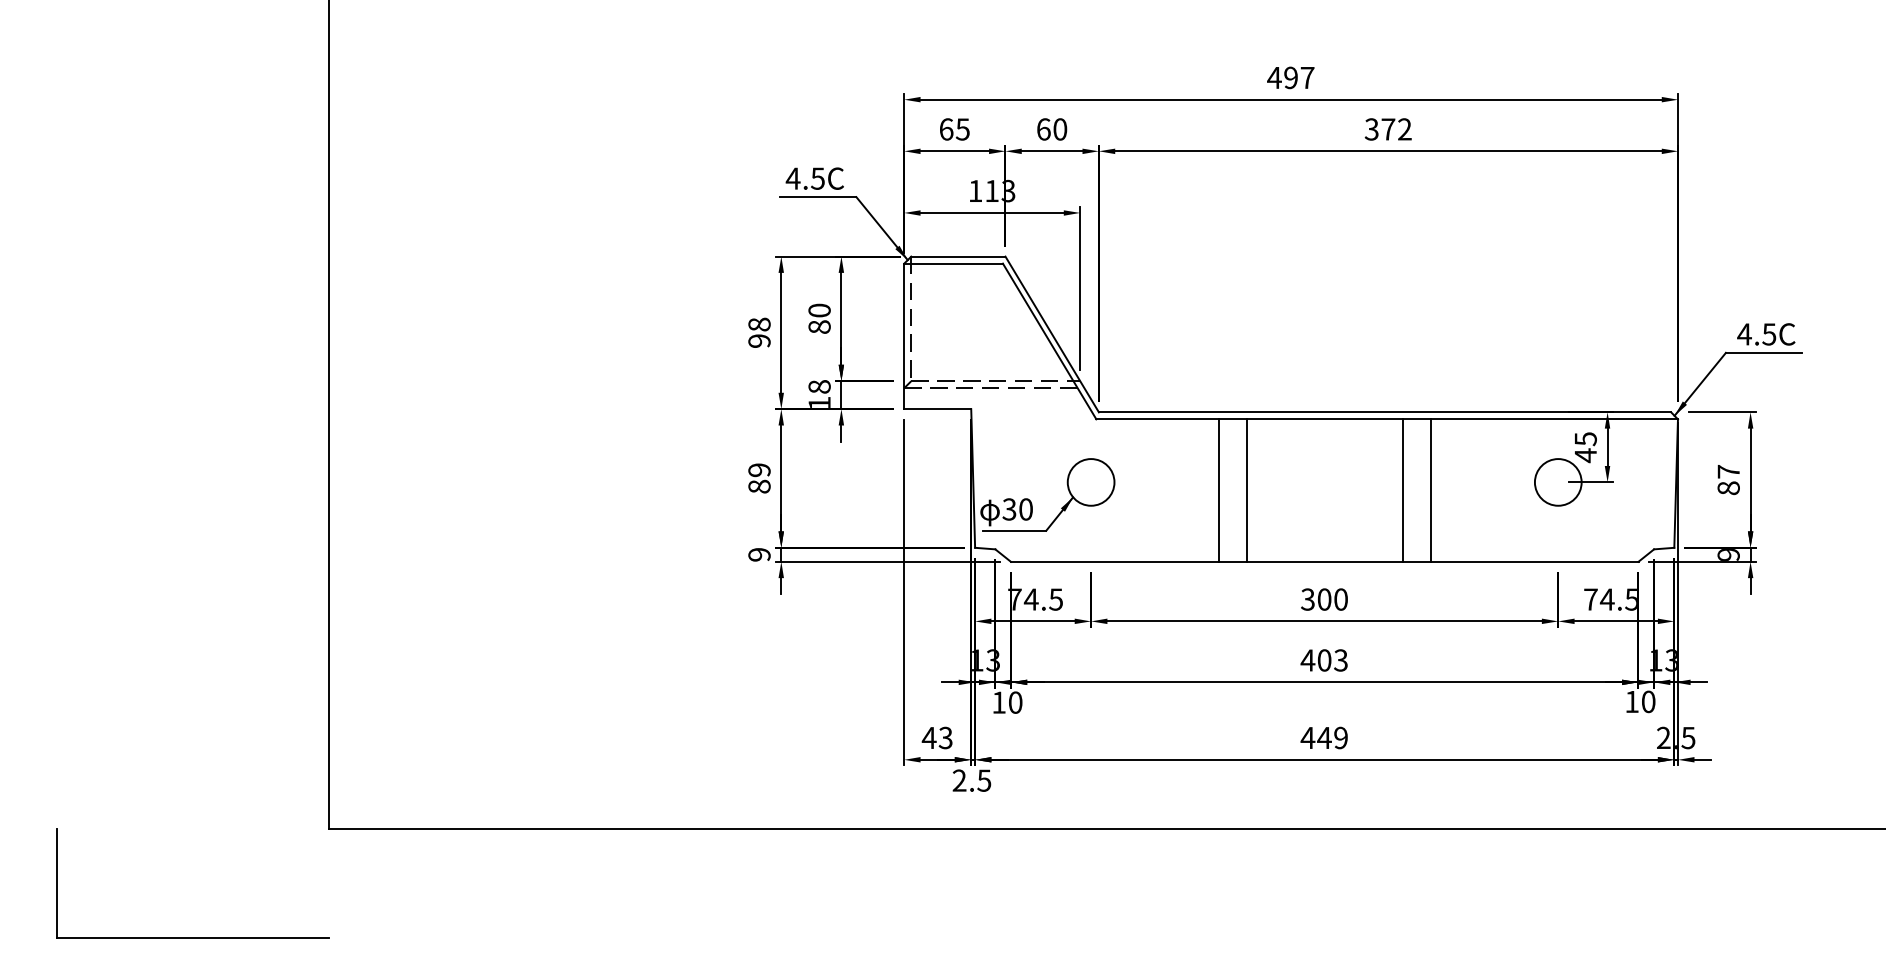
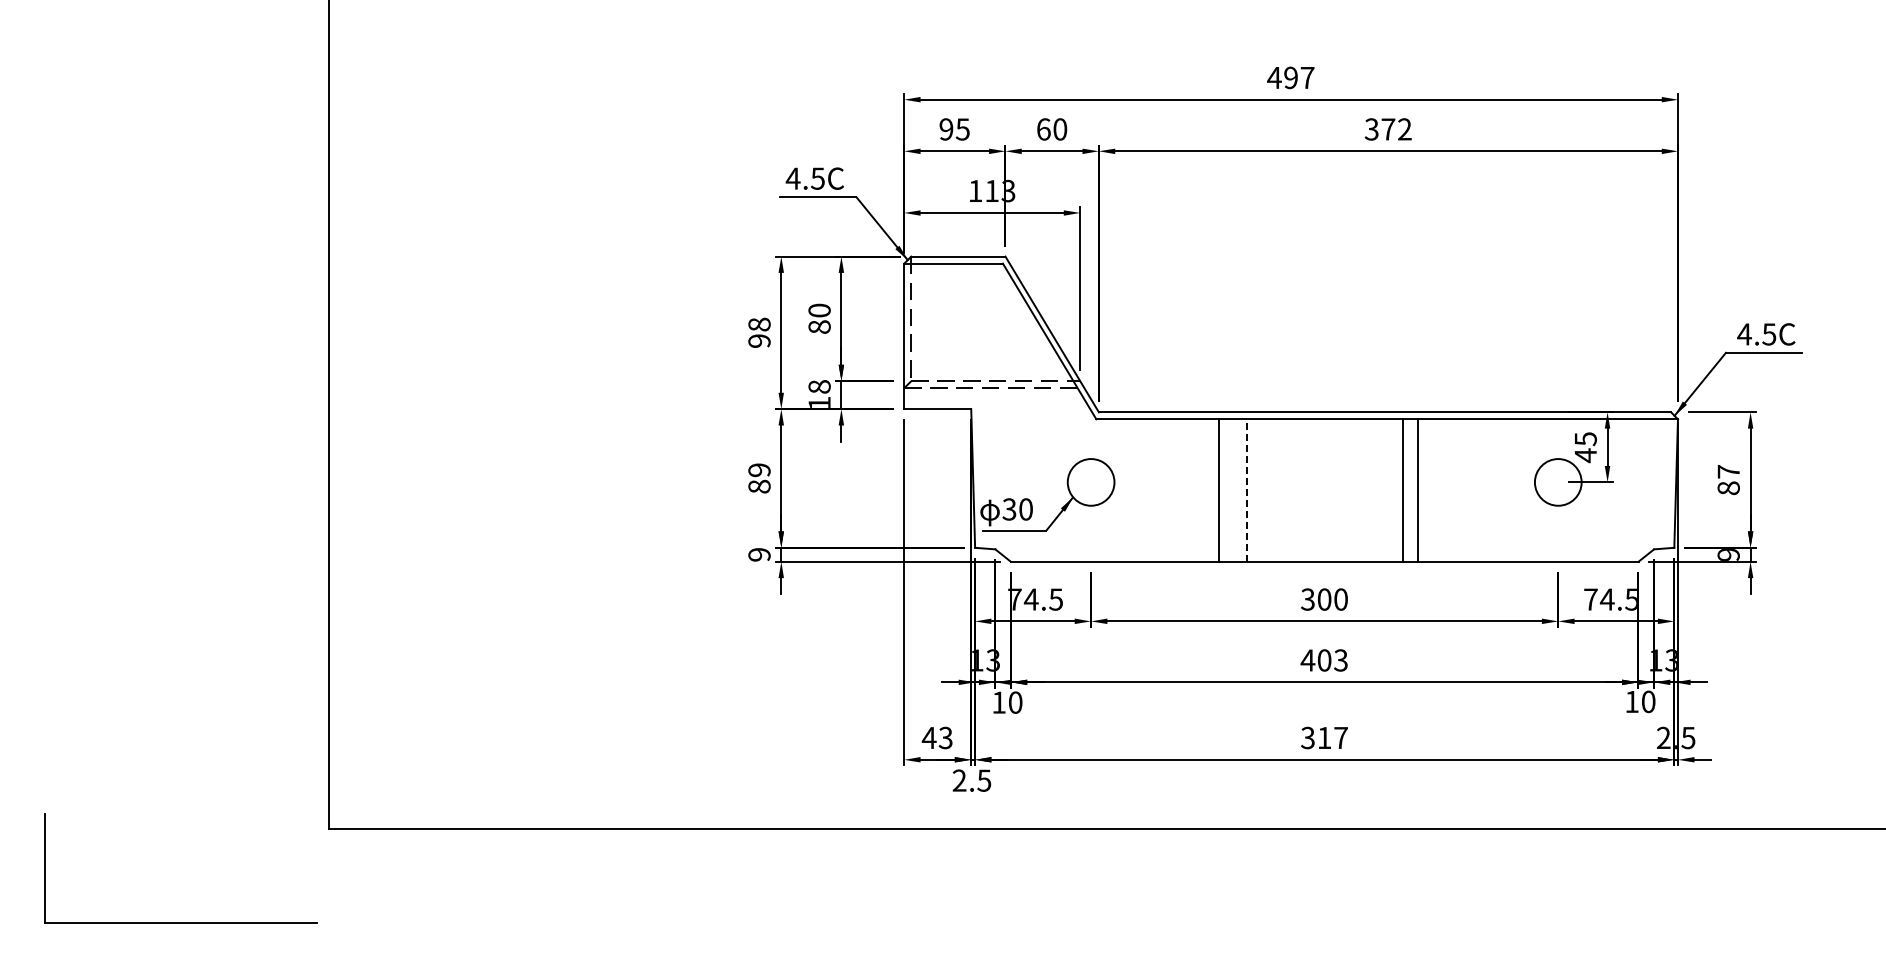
text: 65 -> 95 (946, 129)
line: solid -> dashed (1246, 490)
line position: (1430, 490) -> (1417, 490) (1417, 490)
text: 449 -> 317 (1323, 737)
part position: (192, 937) -> (180, 922) (180, 922)
